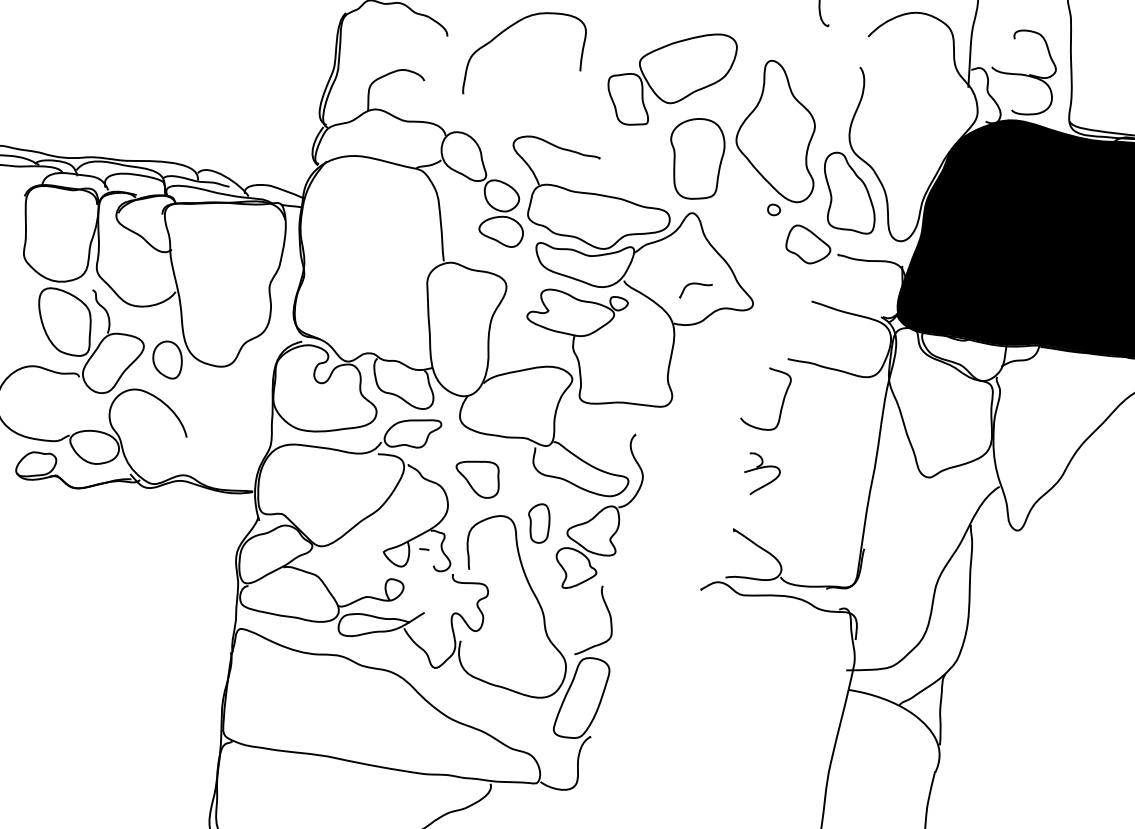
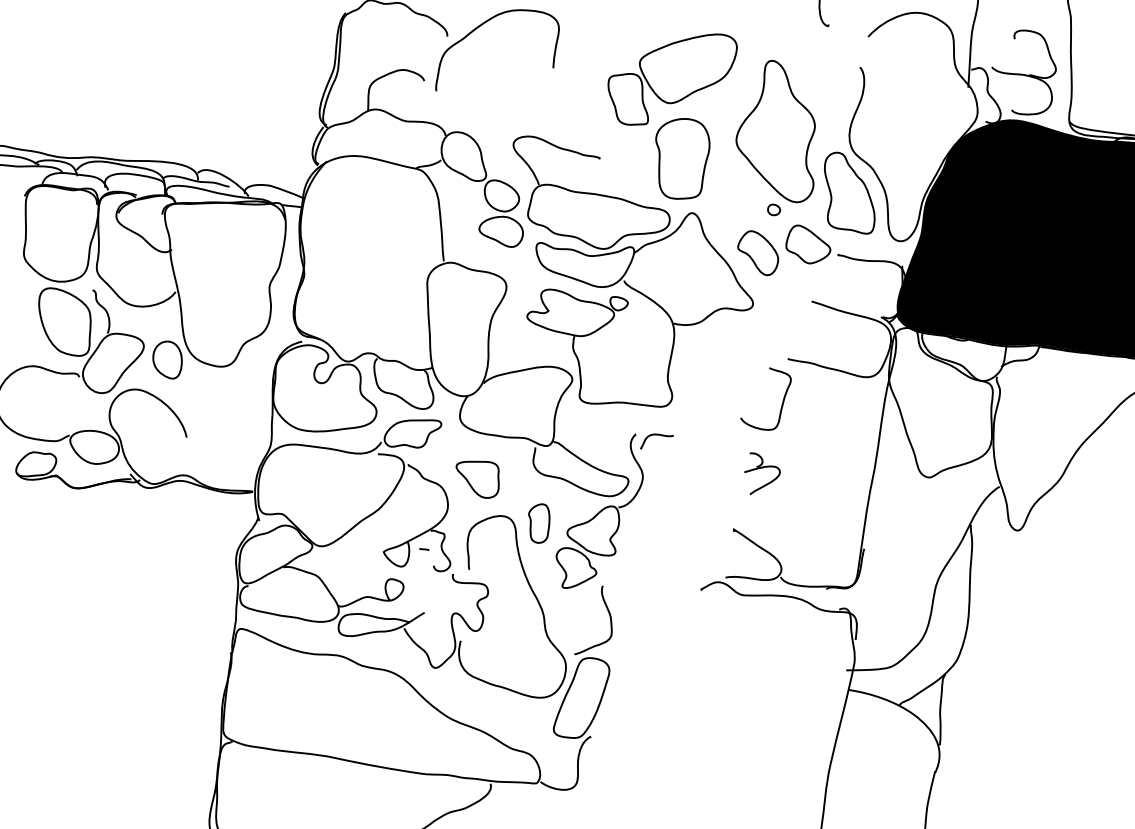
curve position: (509, 28) -> (482, 25) (482, 25)
part position: (697, 158) -> (682, 158) (682, 158)
part: none -> present (758, 253)
curve position: (695, 284) -> (656, 435) (656, 435)
